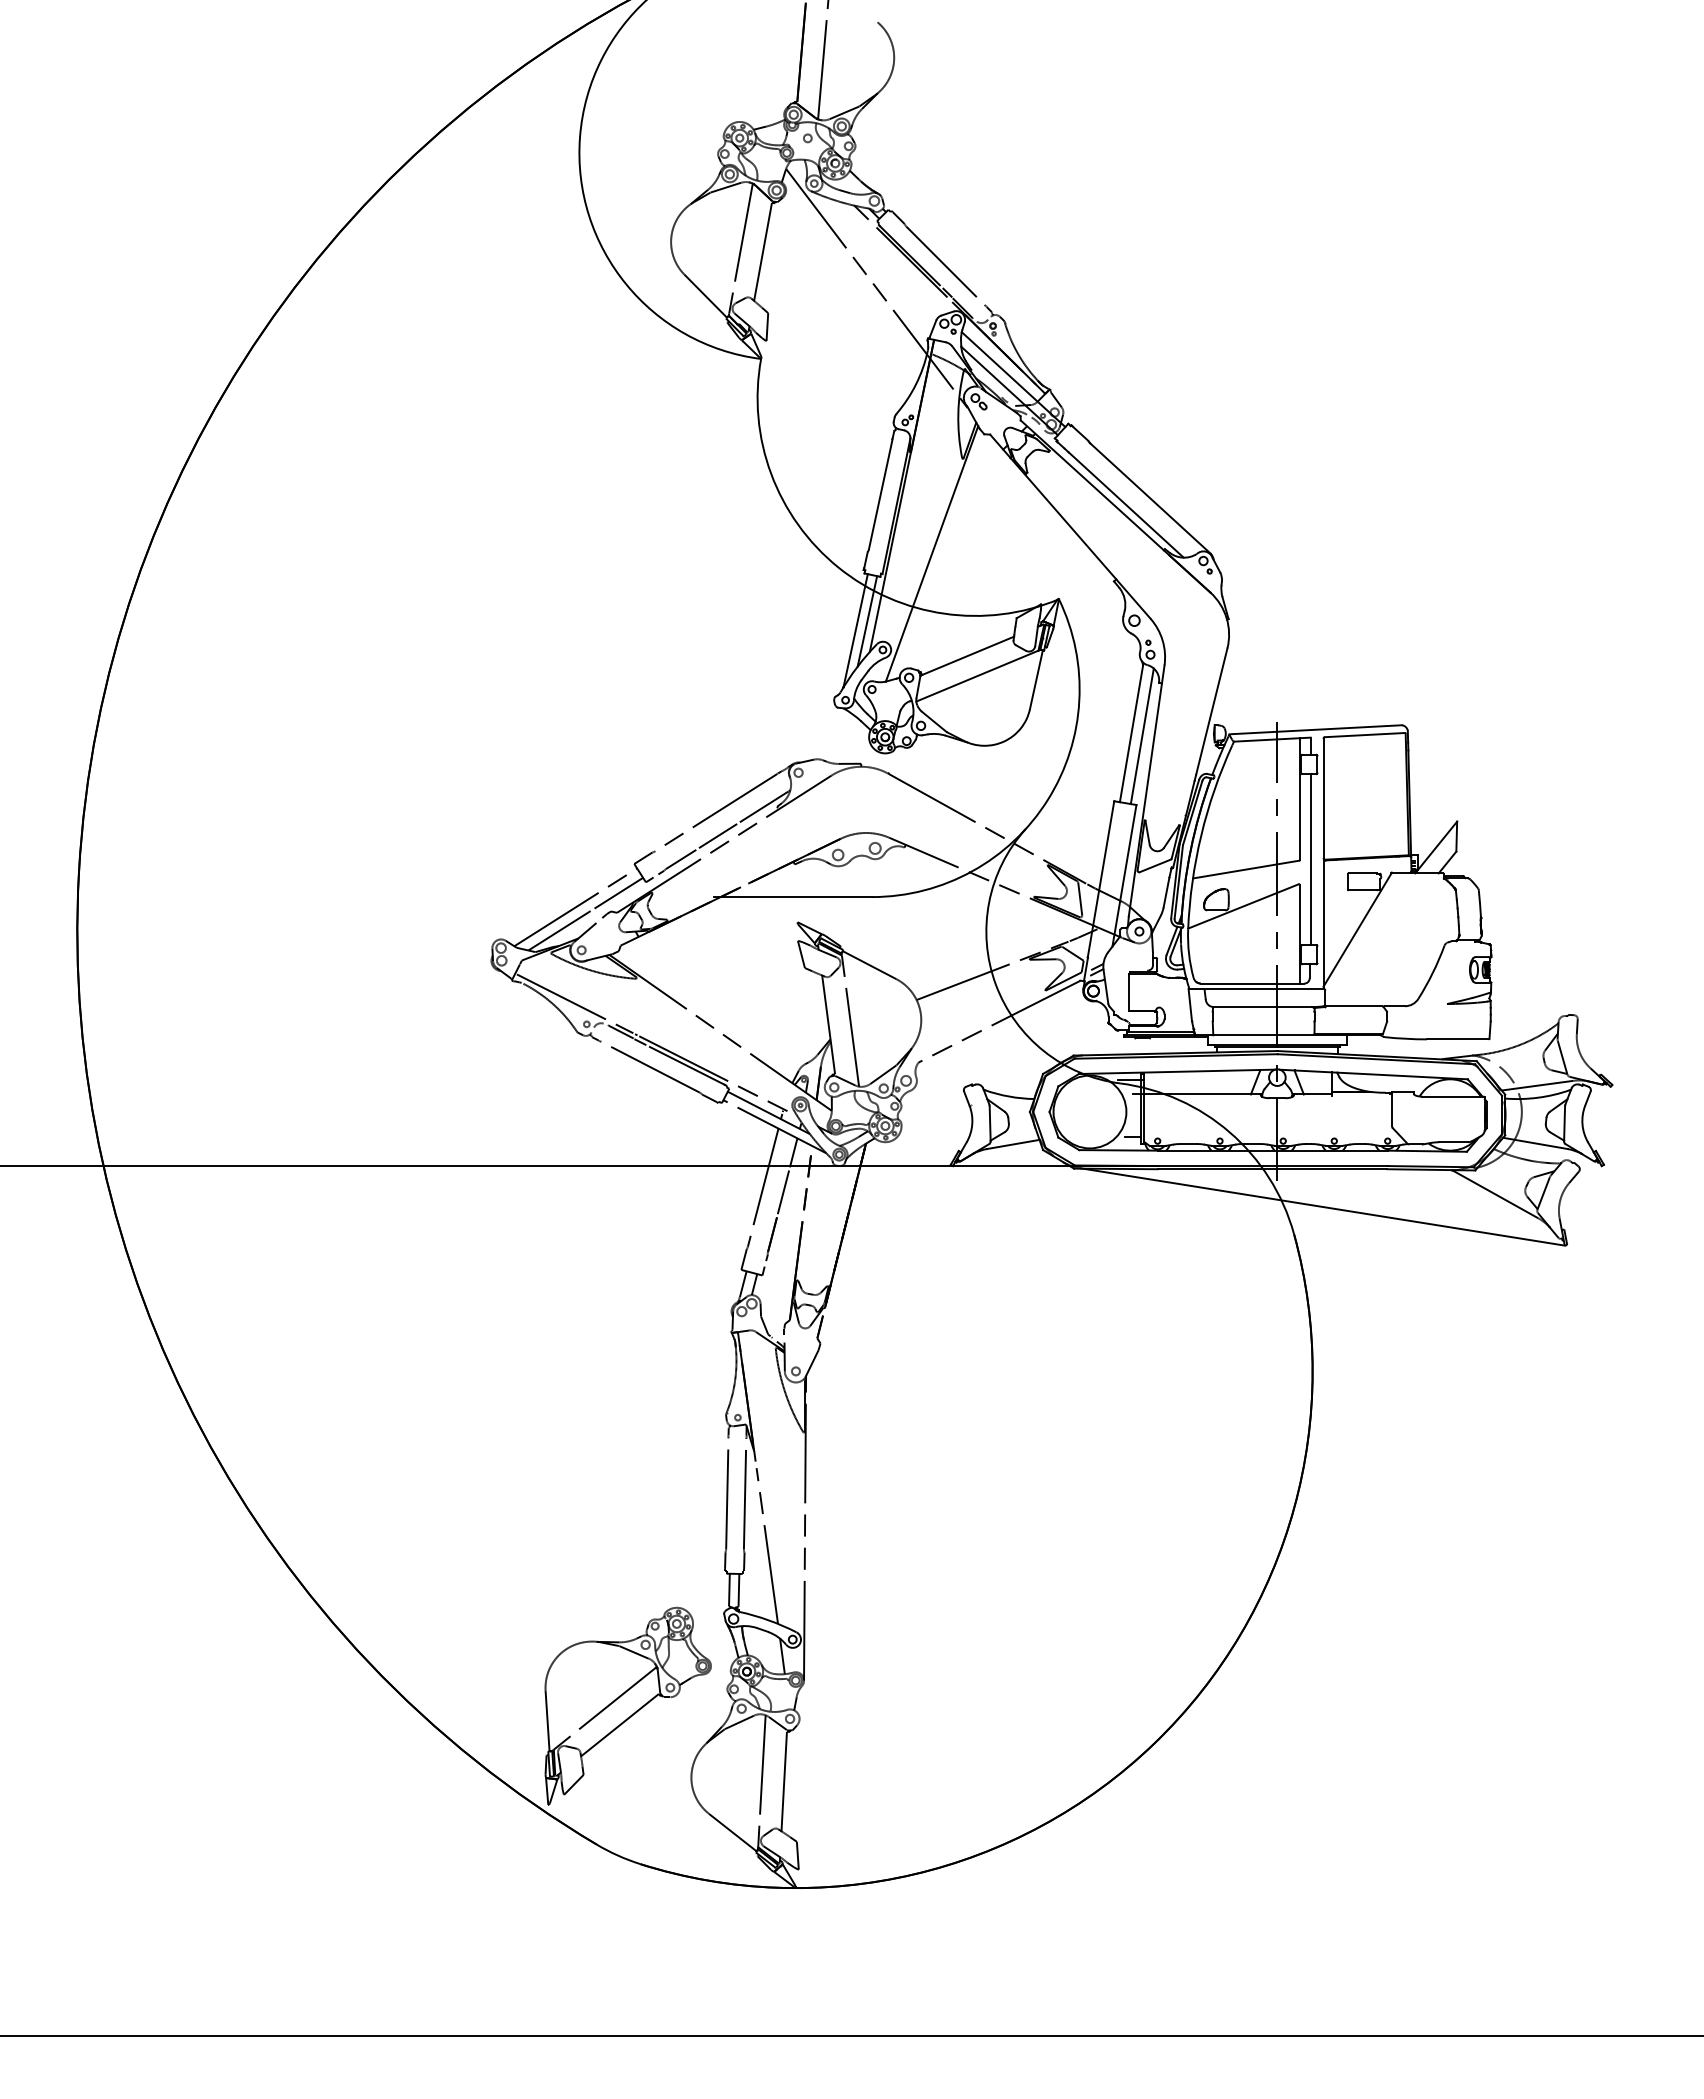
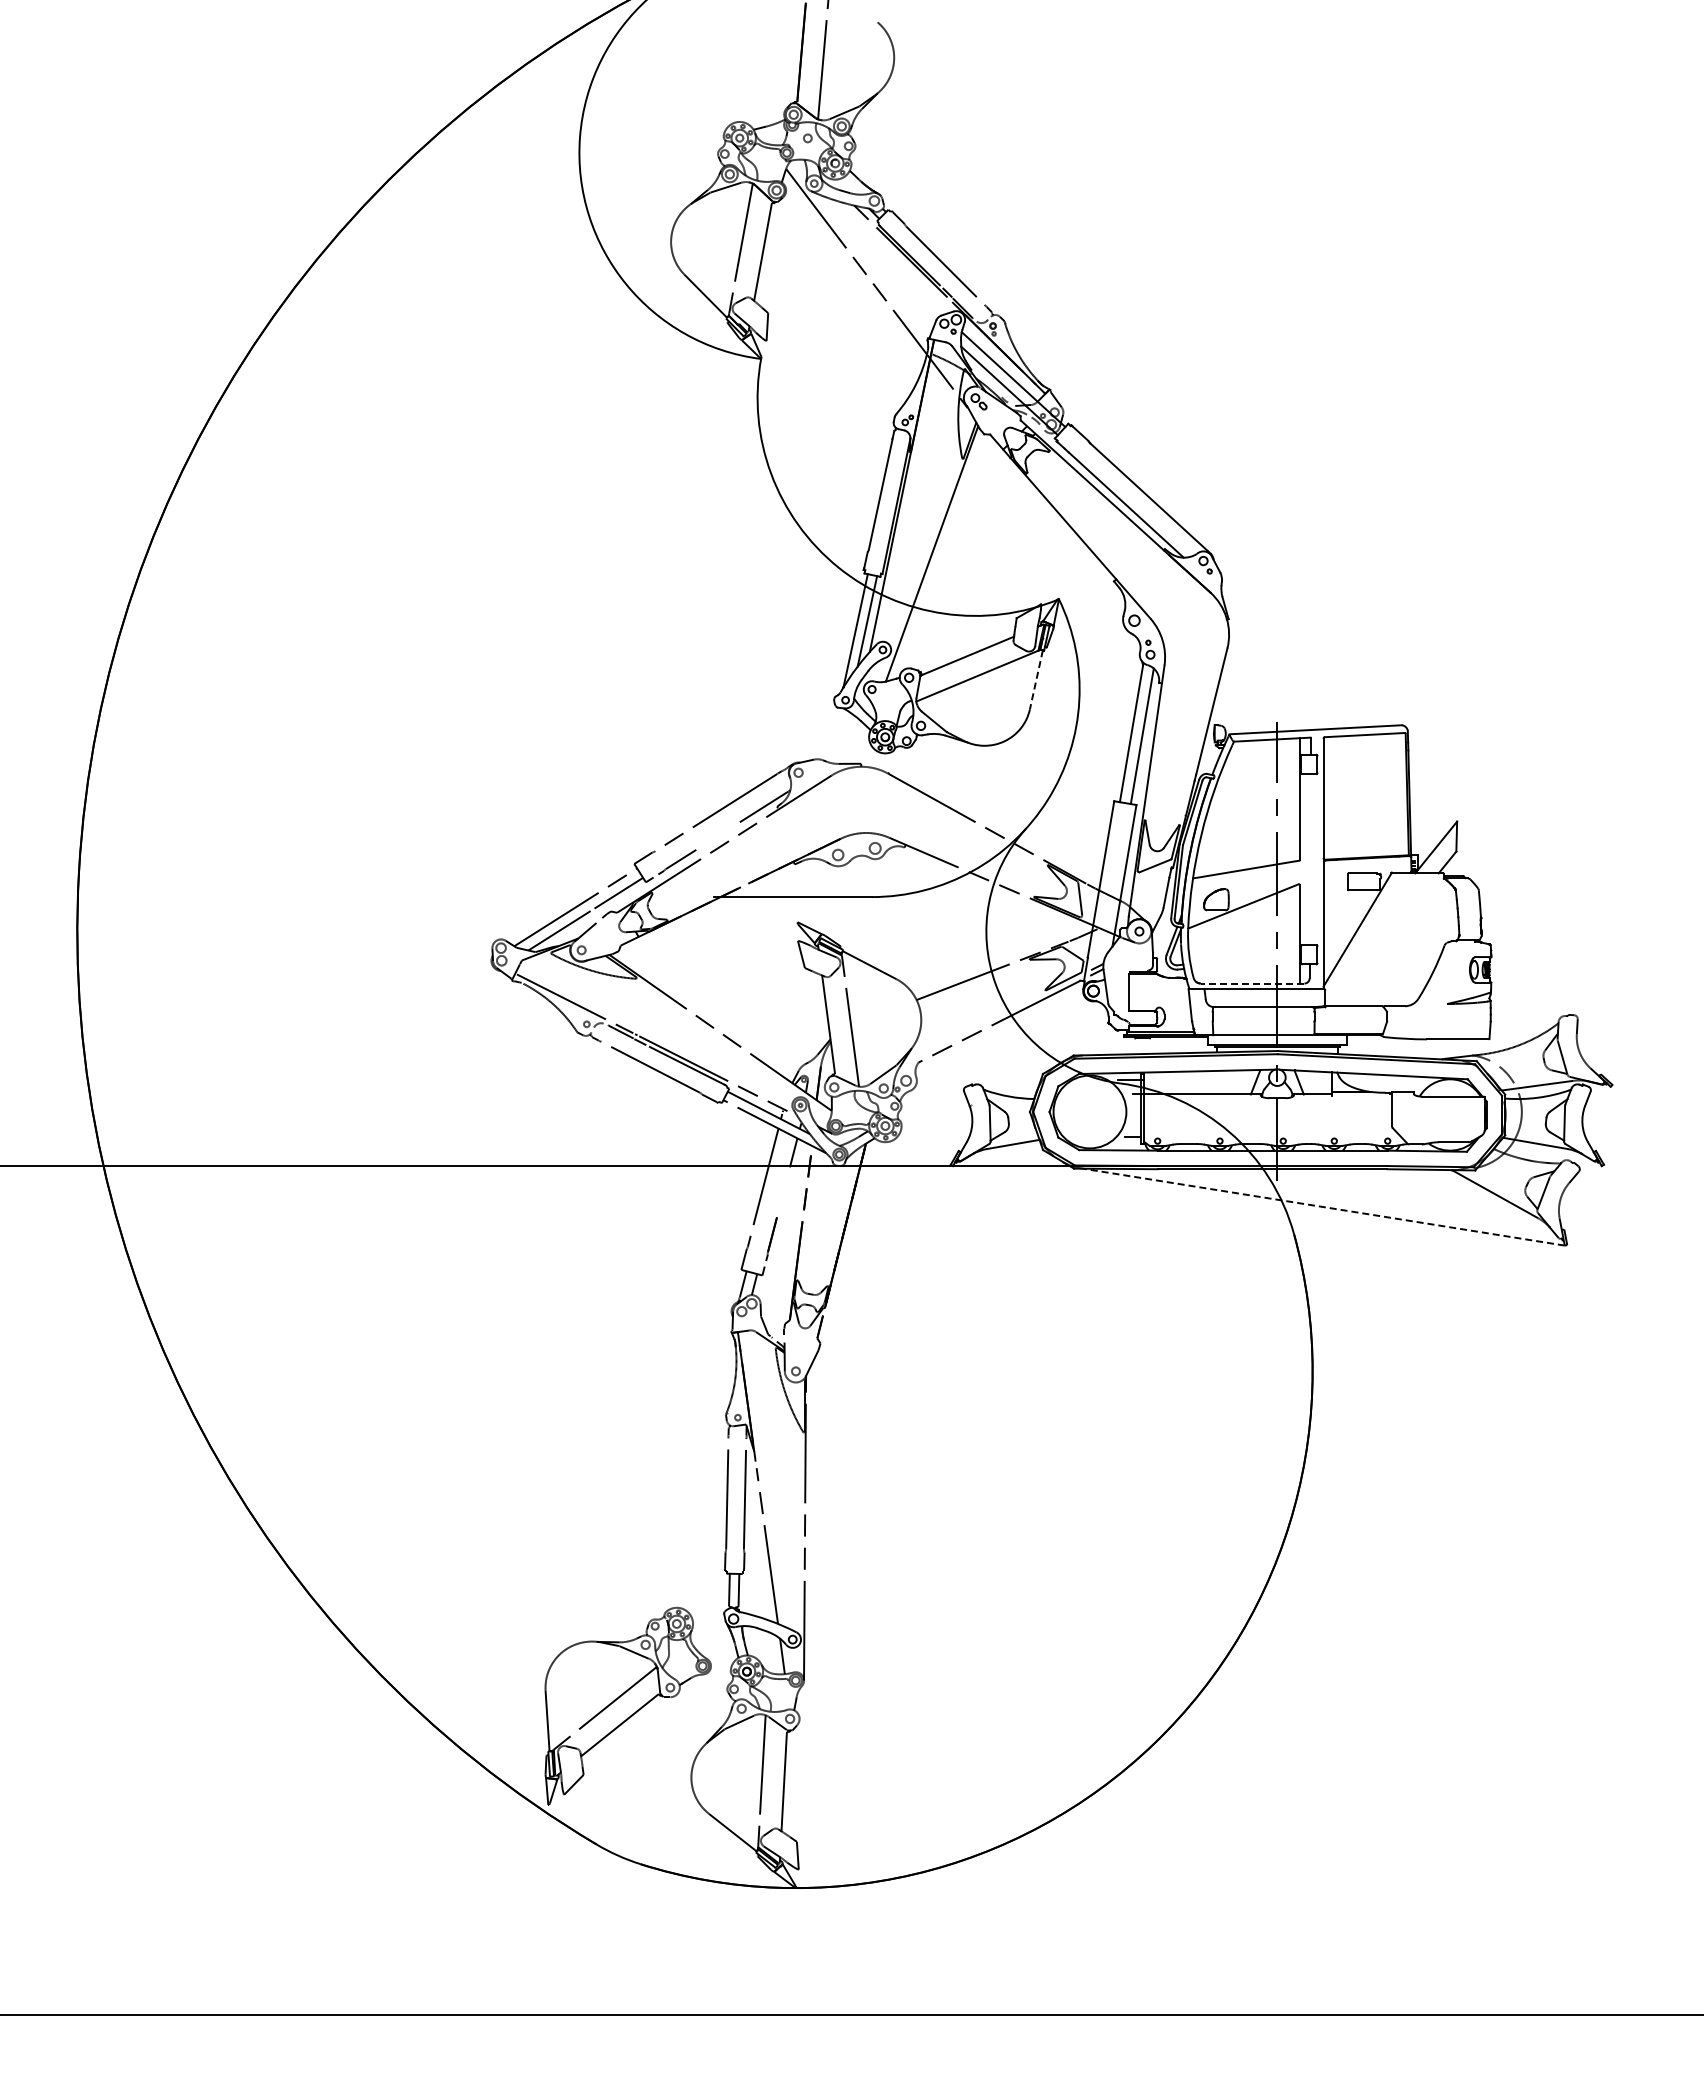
line: solid -> dashed (1036, 680)
line: present -> none (718, 836)
line: present -> none (1310, 859)
line: solid -> dashed (1252, 983)
line: present -> none (783, 1192)
line: solid -> dashed (1322, 1206)
line position: (851, 2036) -> (851, 2015) (851, 2015)
